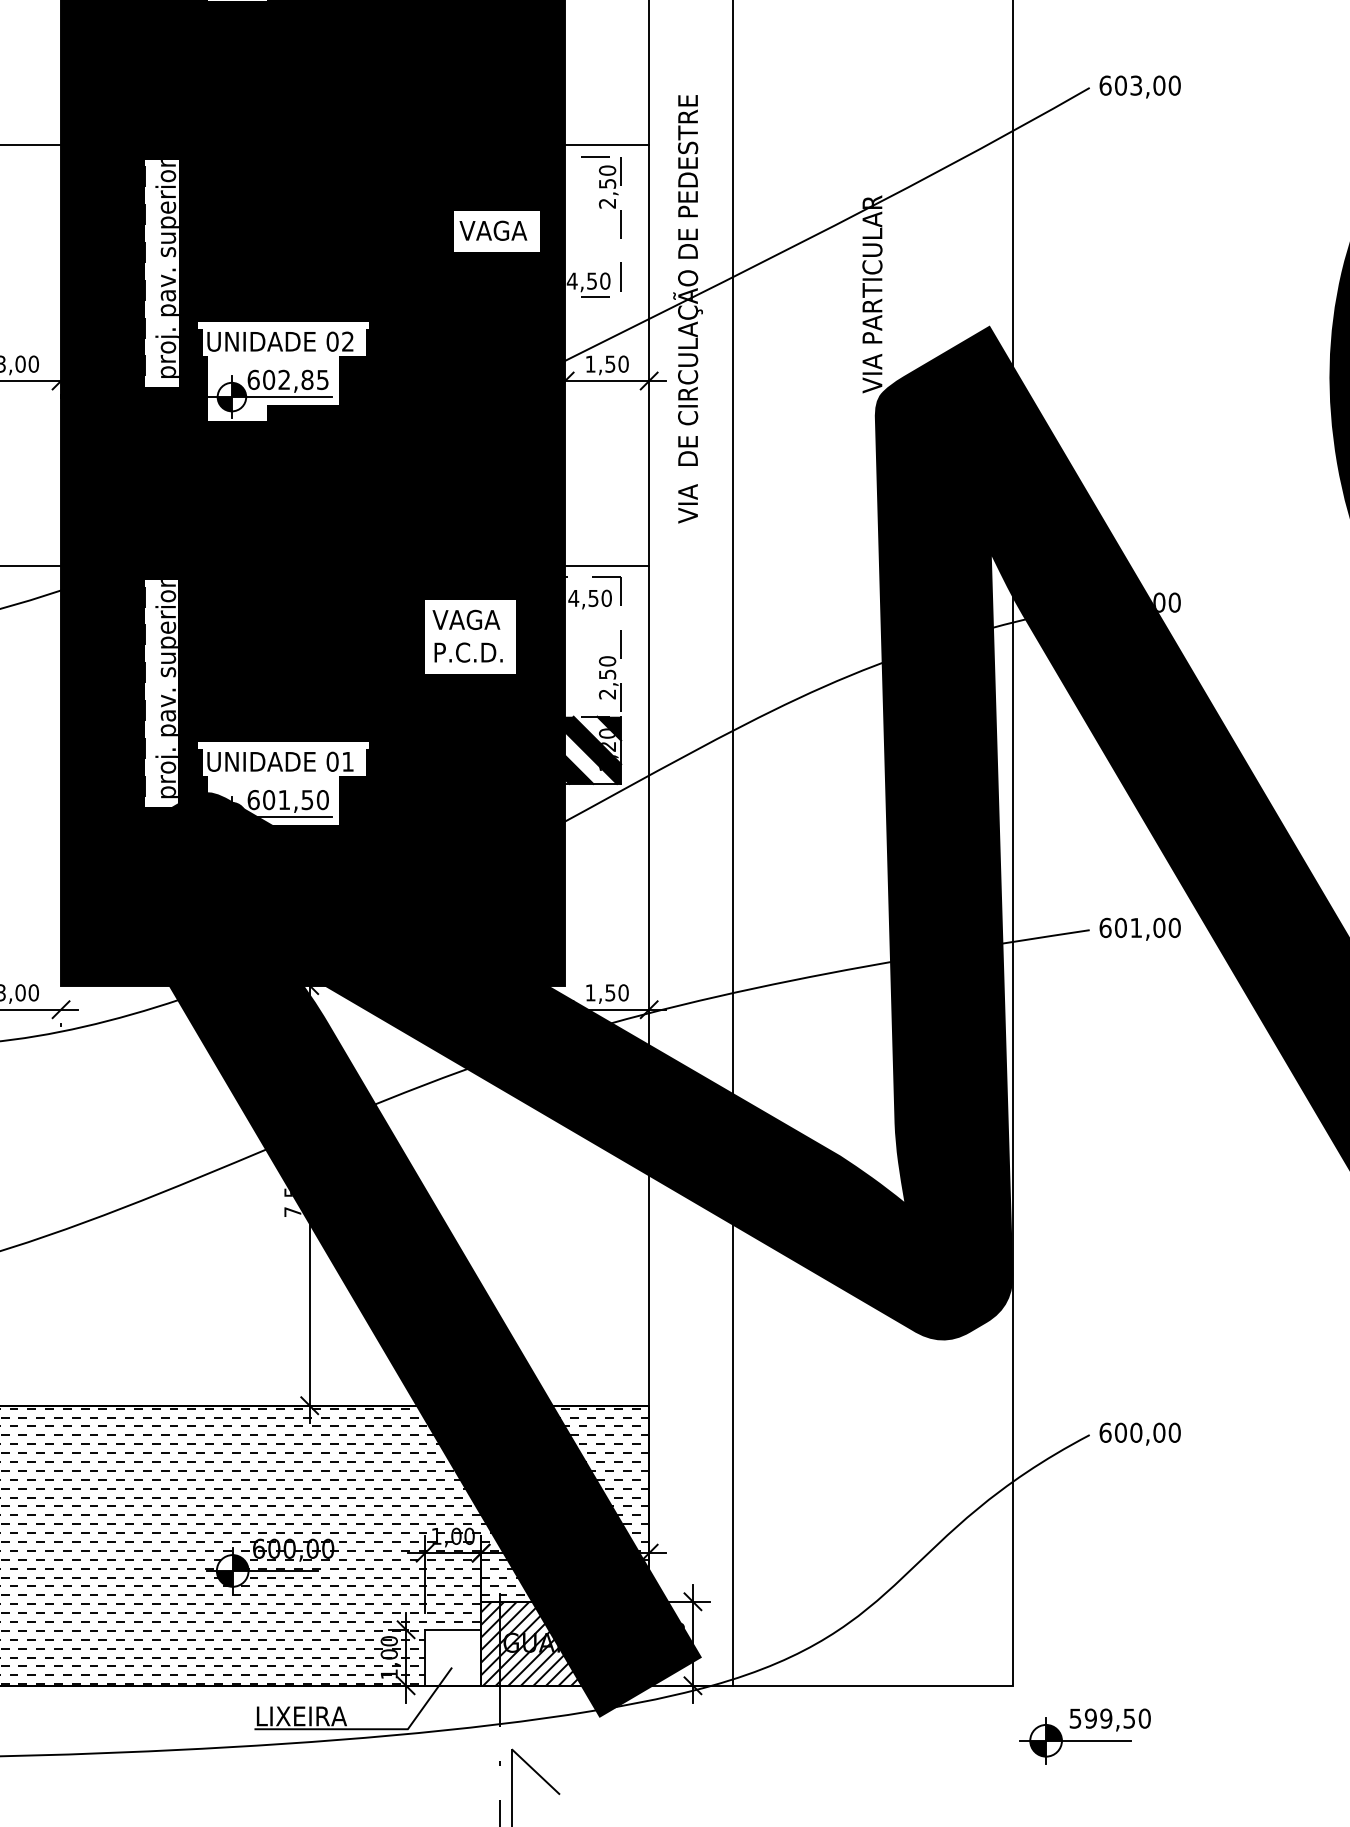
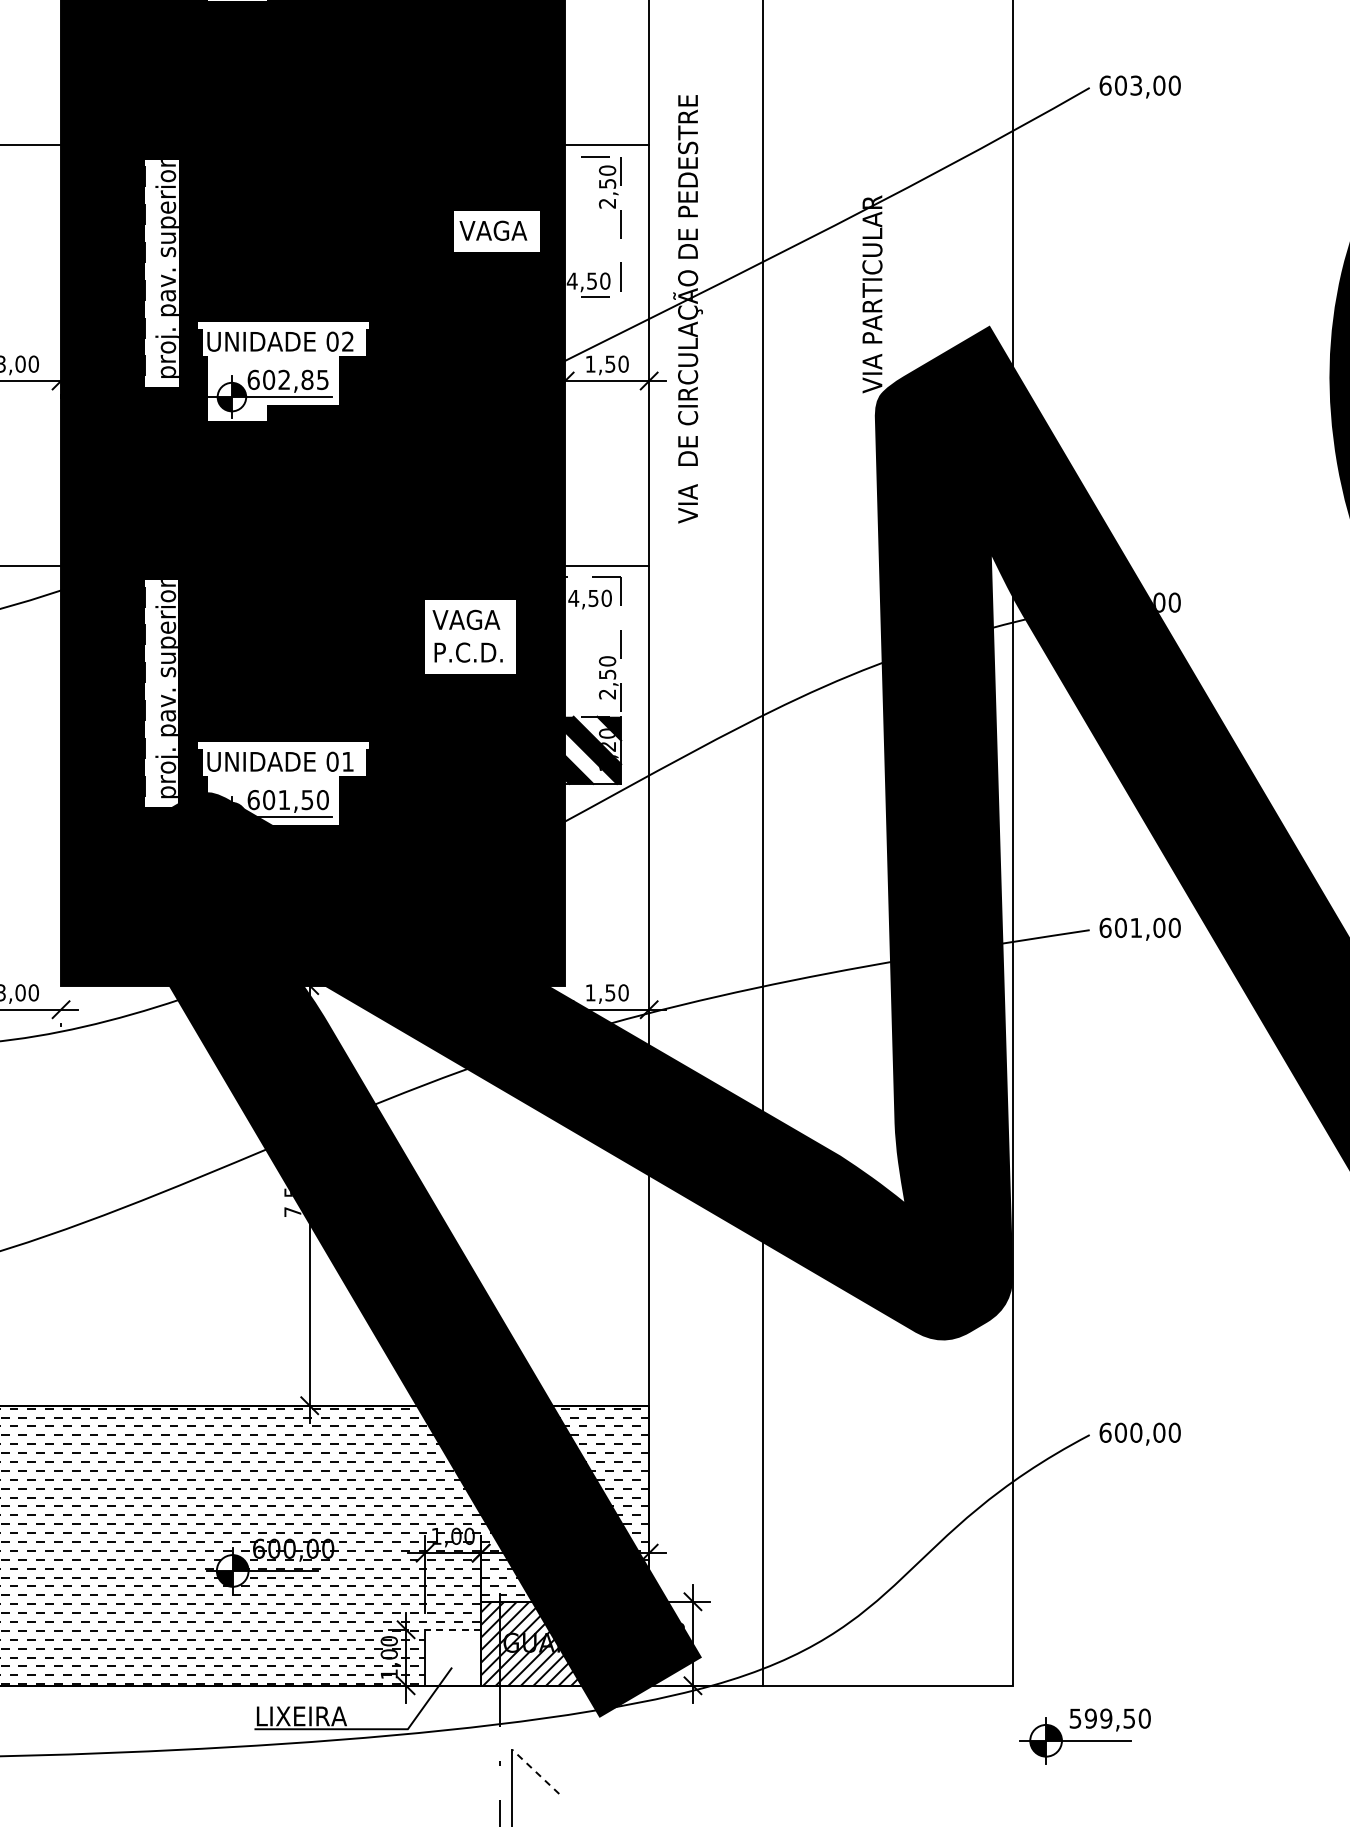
line position: (733, 843) -> (763, 843) (763, 843)
line: solid -> dashed (452, 1629)
line: solid -> dashed (535, 1771)
